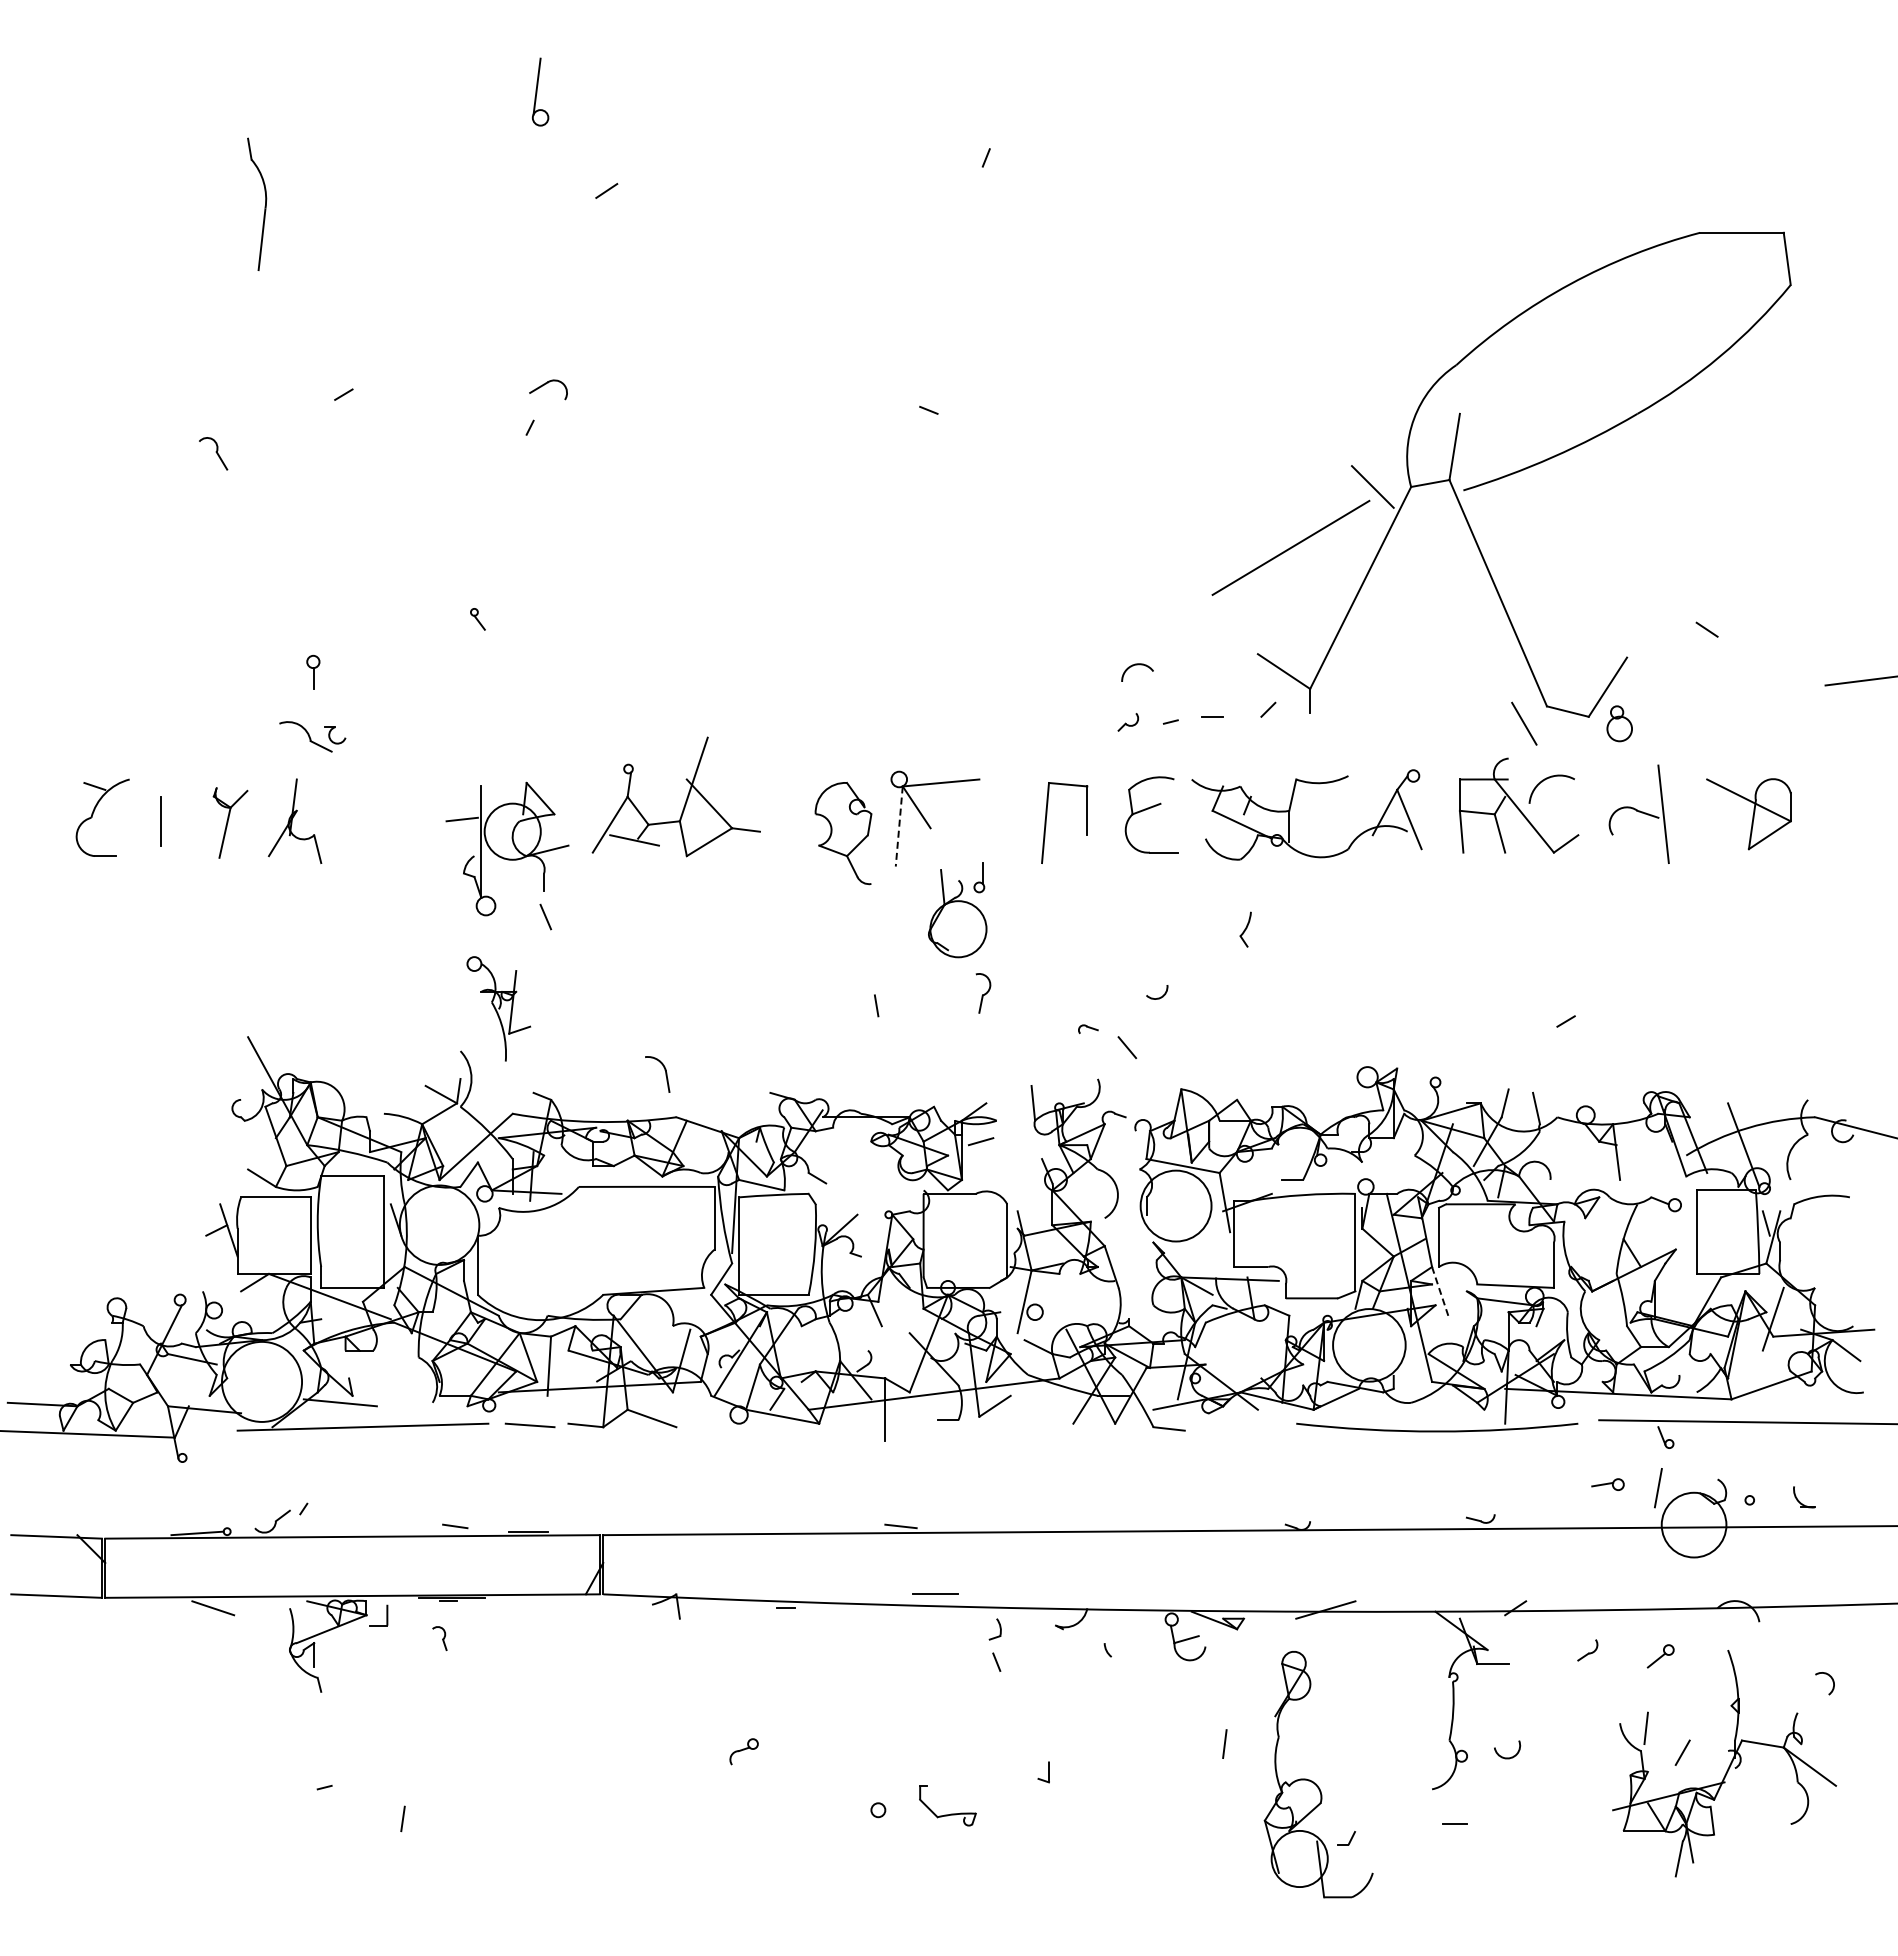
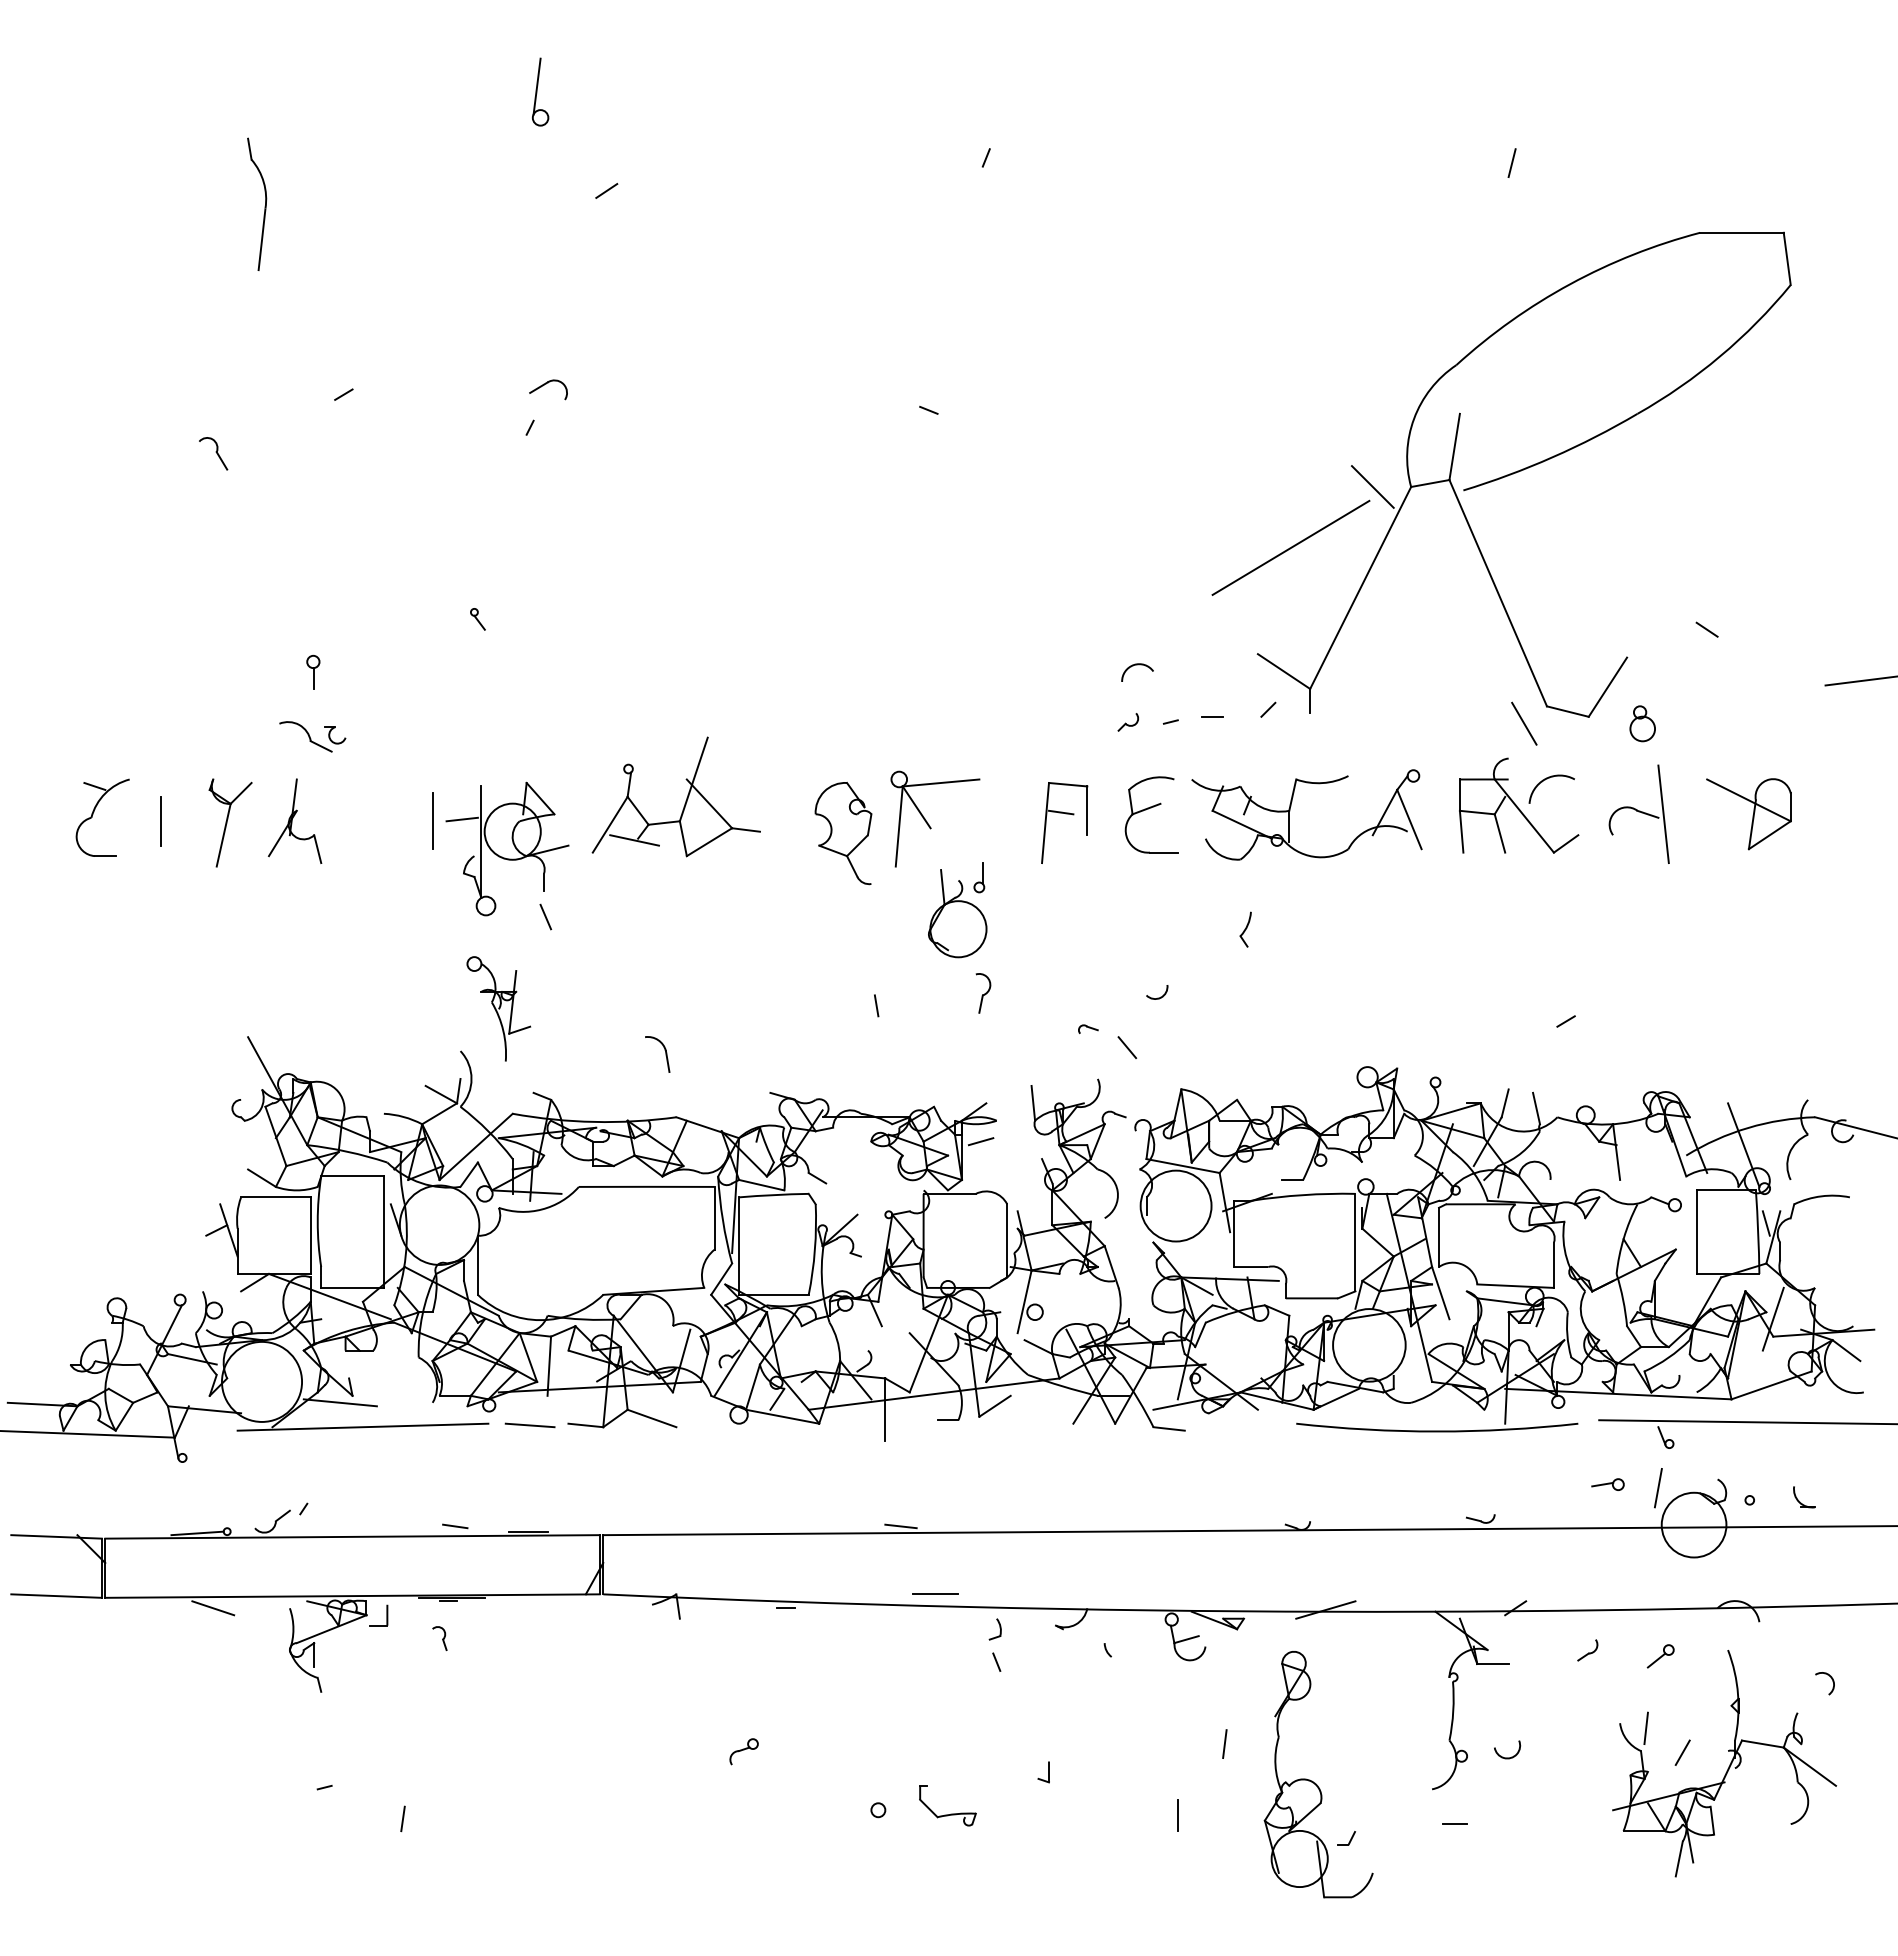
line: none -> present (1511, 163)
part position: (1619, 723) -> (1642, 723) (1642, 723)
line: none -> present (1061, 812)
line: none -> present (432, 821)
part size: 37x72 px -> 45x90 px (230, 822)
line: dashed -> solid (899, 827)
part position: (665, 1074) -> (665, 1054) (665, 1054)
line: dashed -> solid (1440, 1293)
line: none -> present (1177, 1815)
